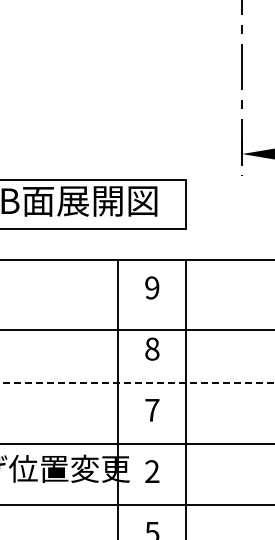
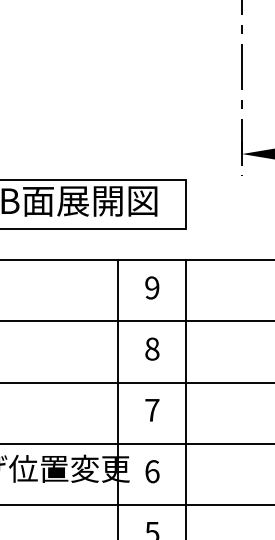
line position: (136, 330) -> (136, 321) (136, 321)
line: dashed -> solid (137, 382)
text: 2 -> 6 (152, 471)
